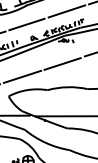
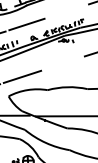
line: present -> none (66, 11)
line: present -> none (62, 63)
